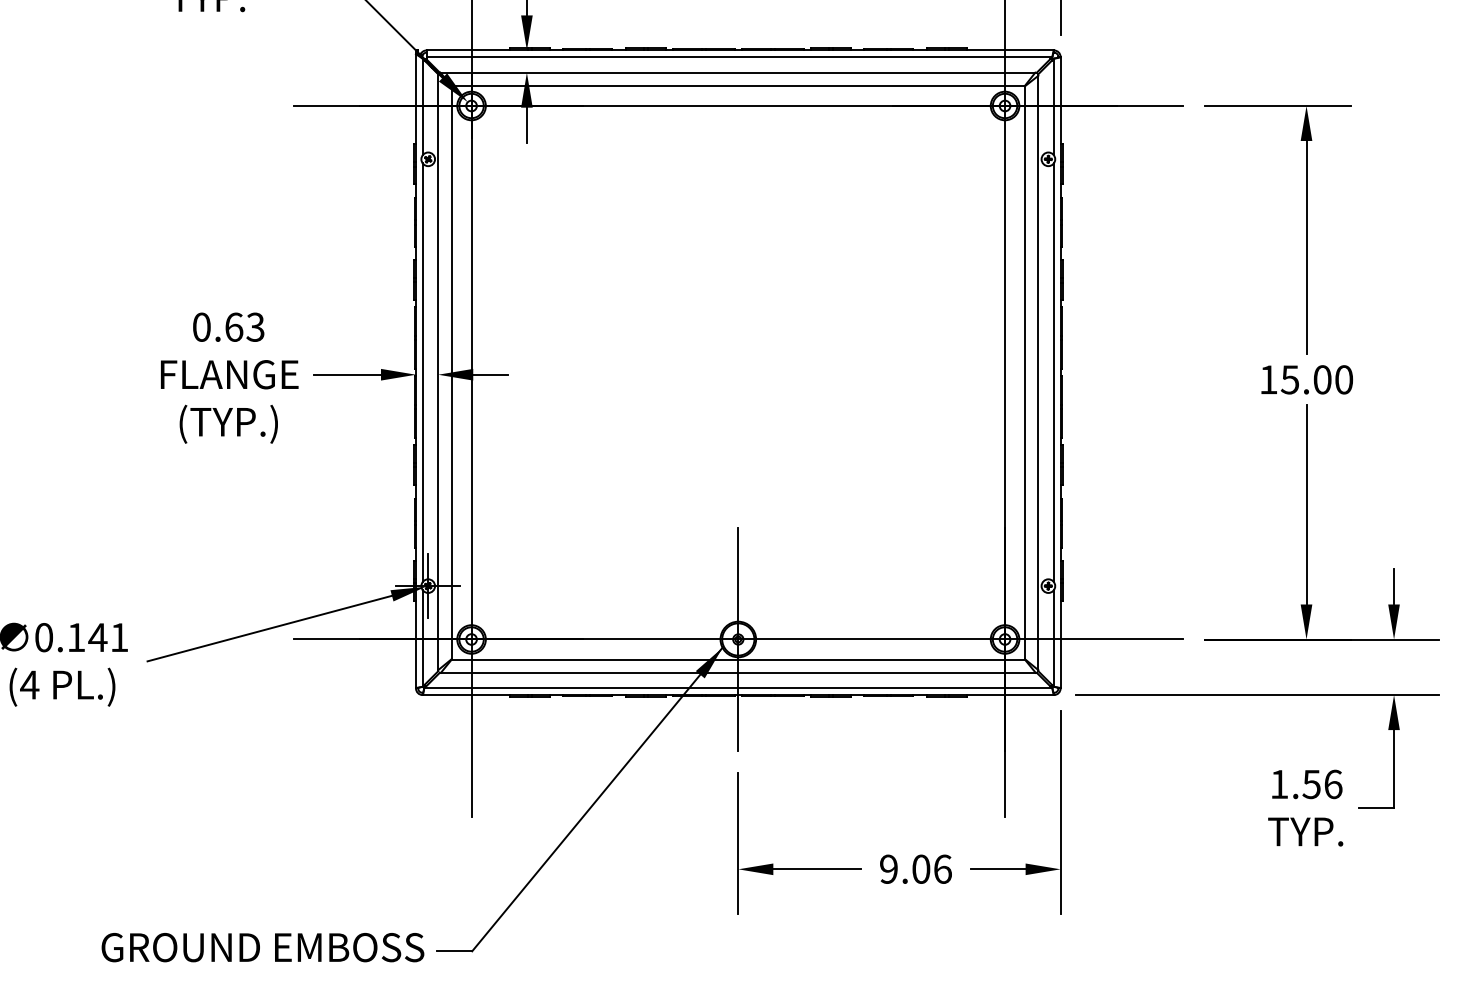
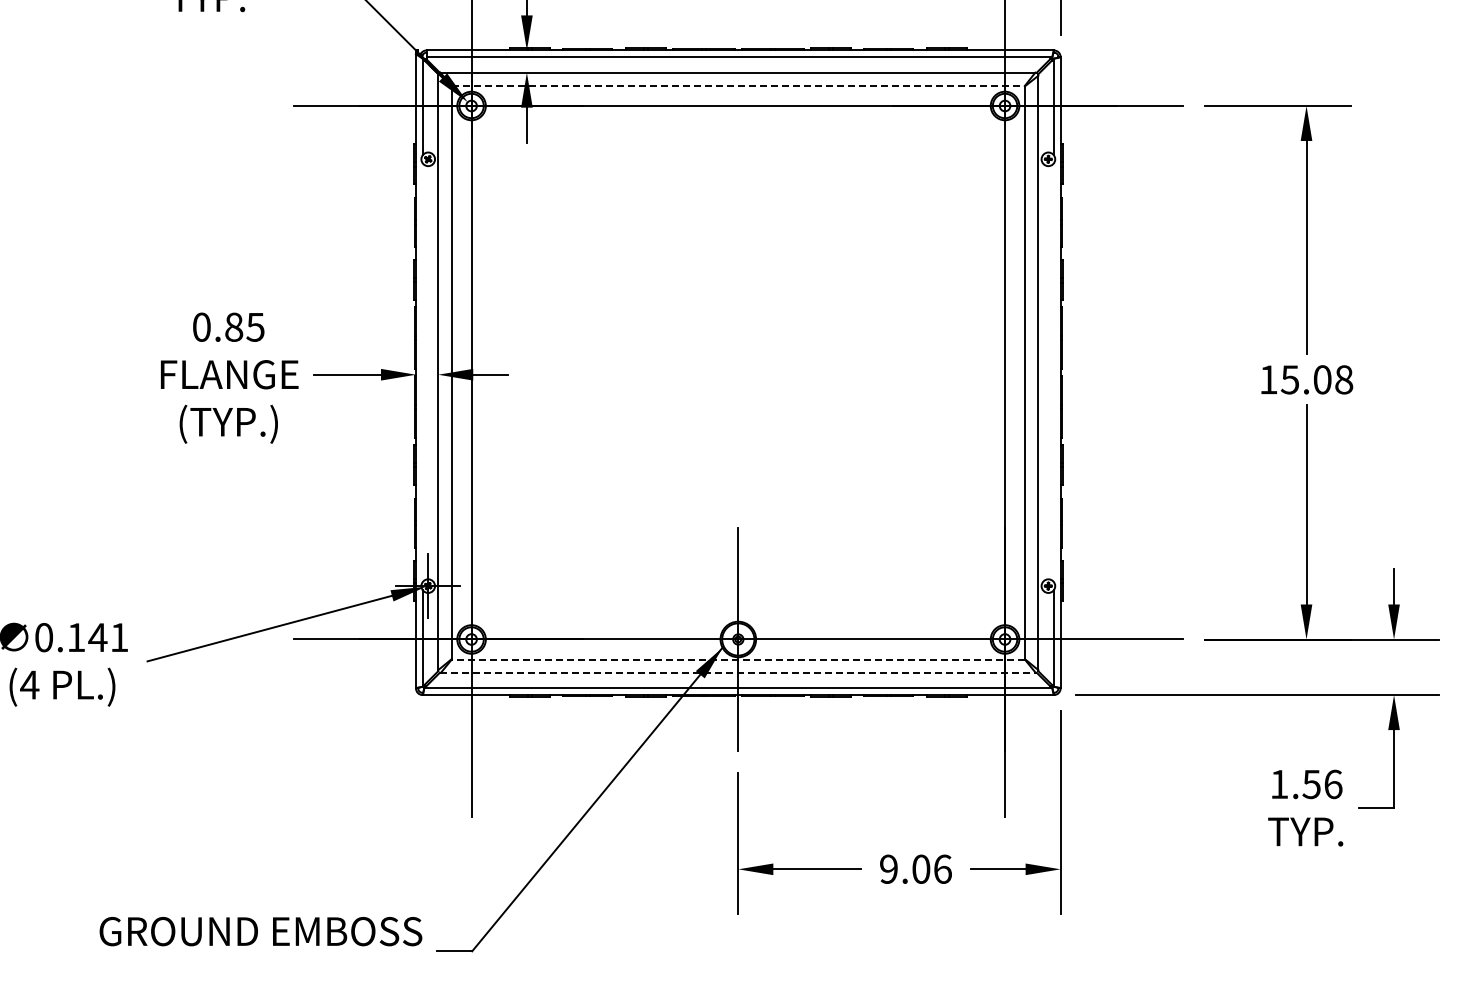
line: solid -> dashed (738, 85)
text: 0.63 -> 0.85 (244, 326)
line: present -> none (422, 372)
line: present -> none (1053, 372)
text: 15.00 -> 15.08 (1344, 379)
line: solid -> dashed (738, 659)
line: solid -> dashed (738, 672)
text position: (262, 947) -> (260, 931) (260, 931)
